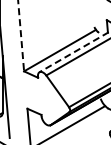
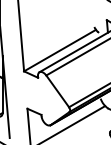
line: dashed -> solid (21, 35)
line: dashed -> solid (75, 51)
